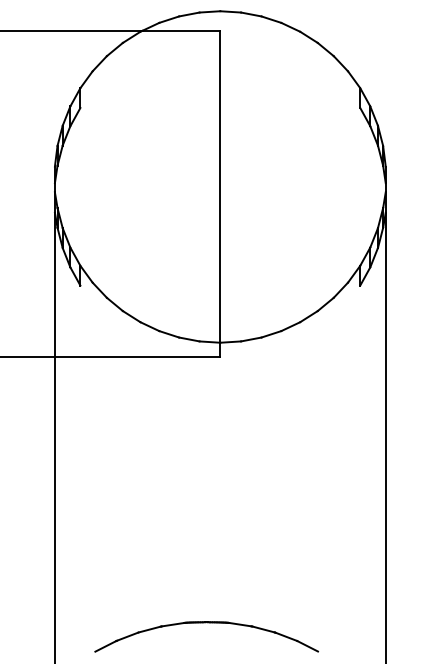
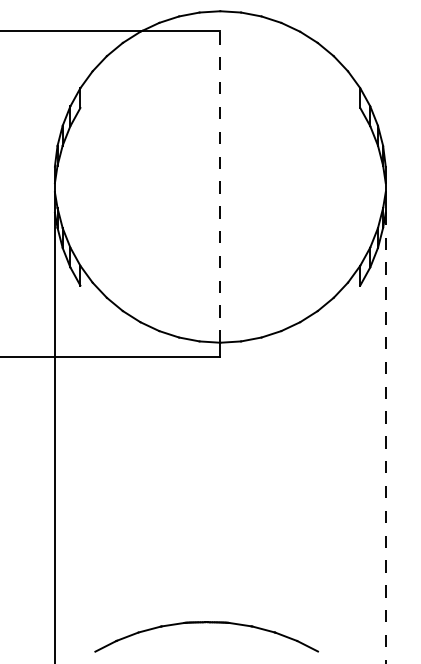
line: solid -> dashed (220, 186)
line: solid -> dashed (385, 438)
